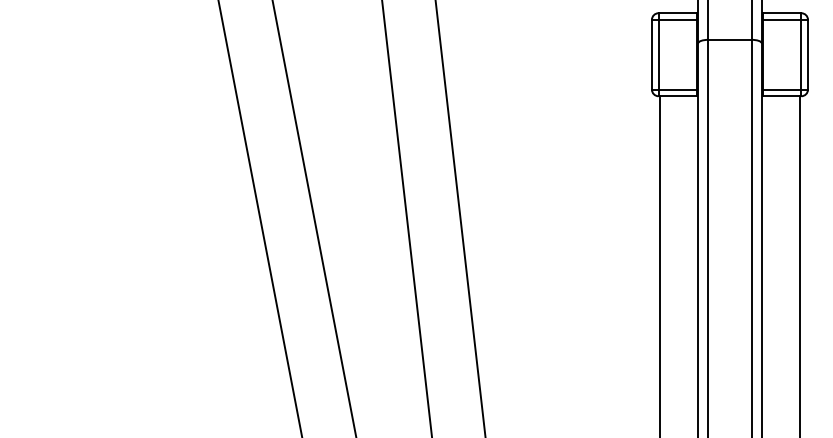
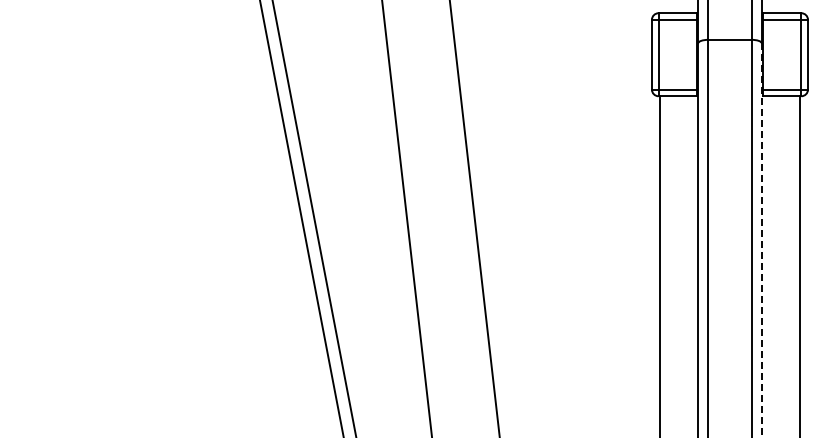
line position: (259, 218) -> (301, 218) (301, 218)
line position: (460, 218) -> (474, 218) (474, 218)
line: solid -> dashed (761, 240)
